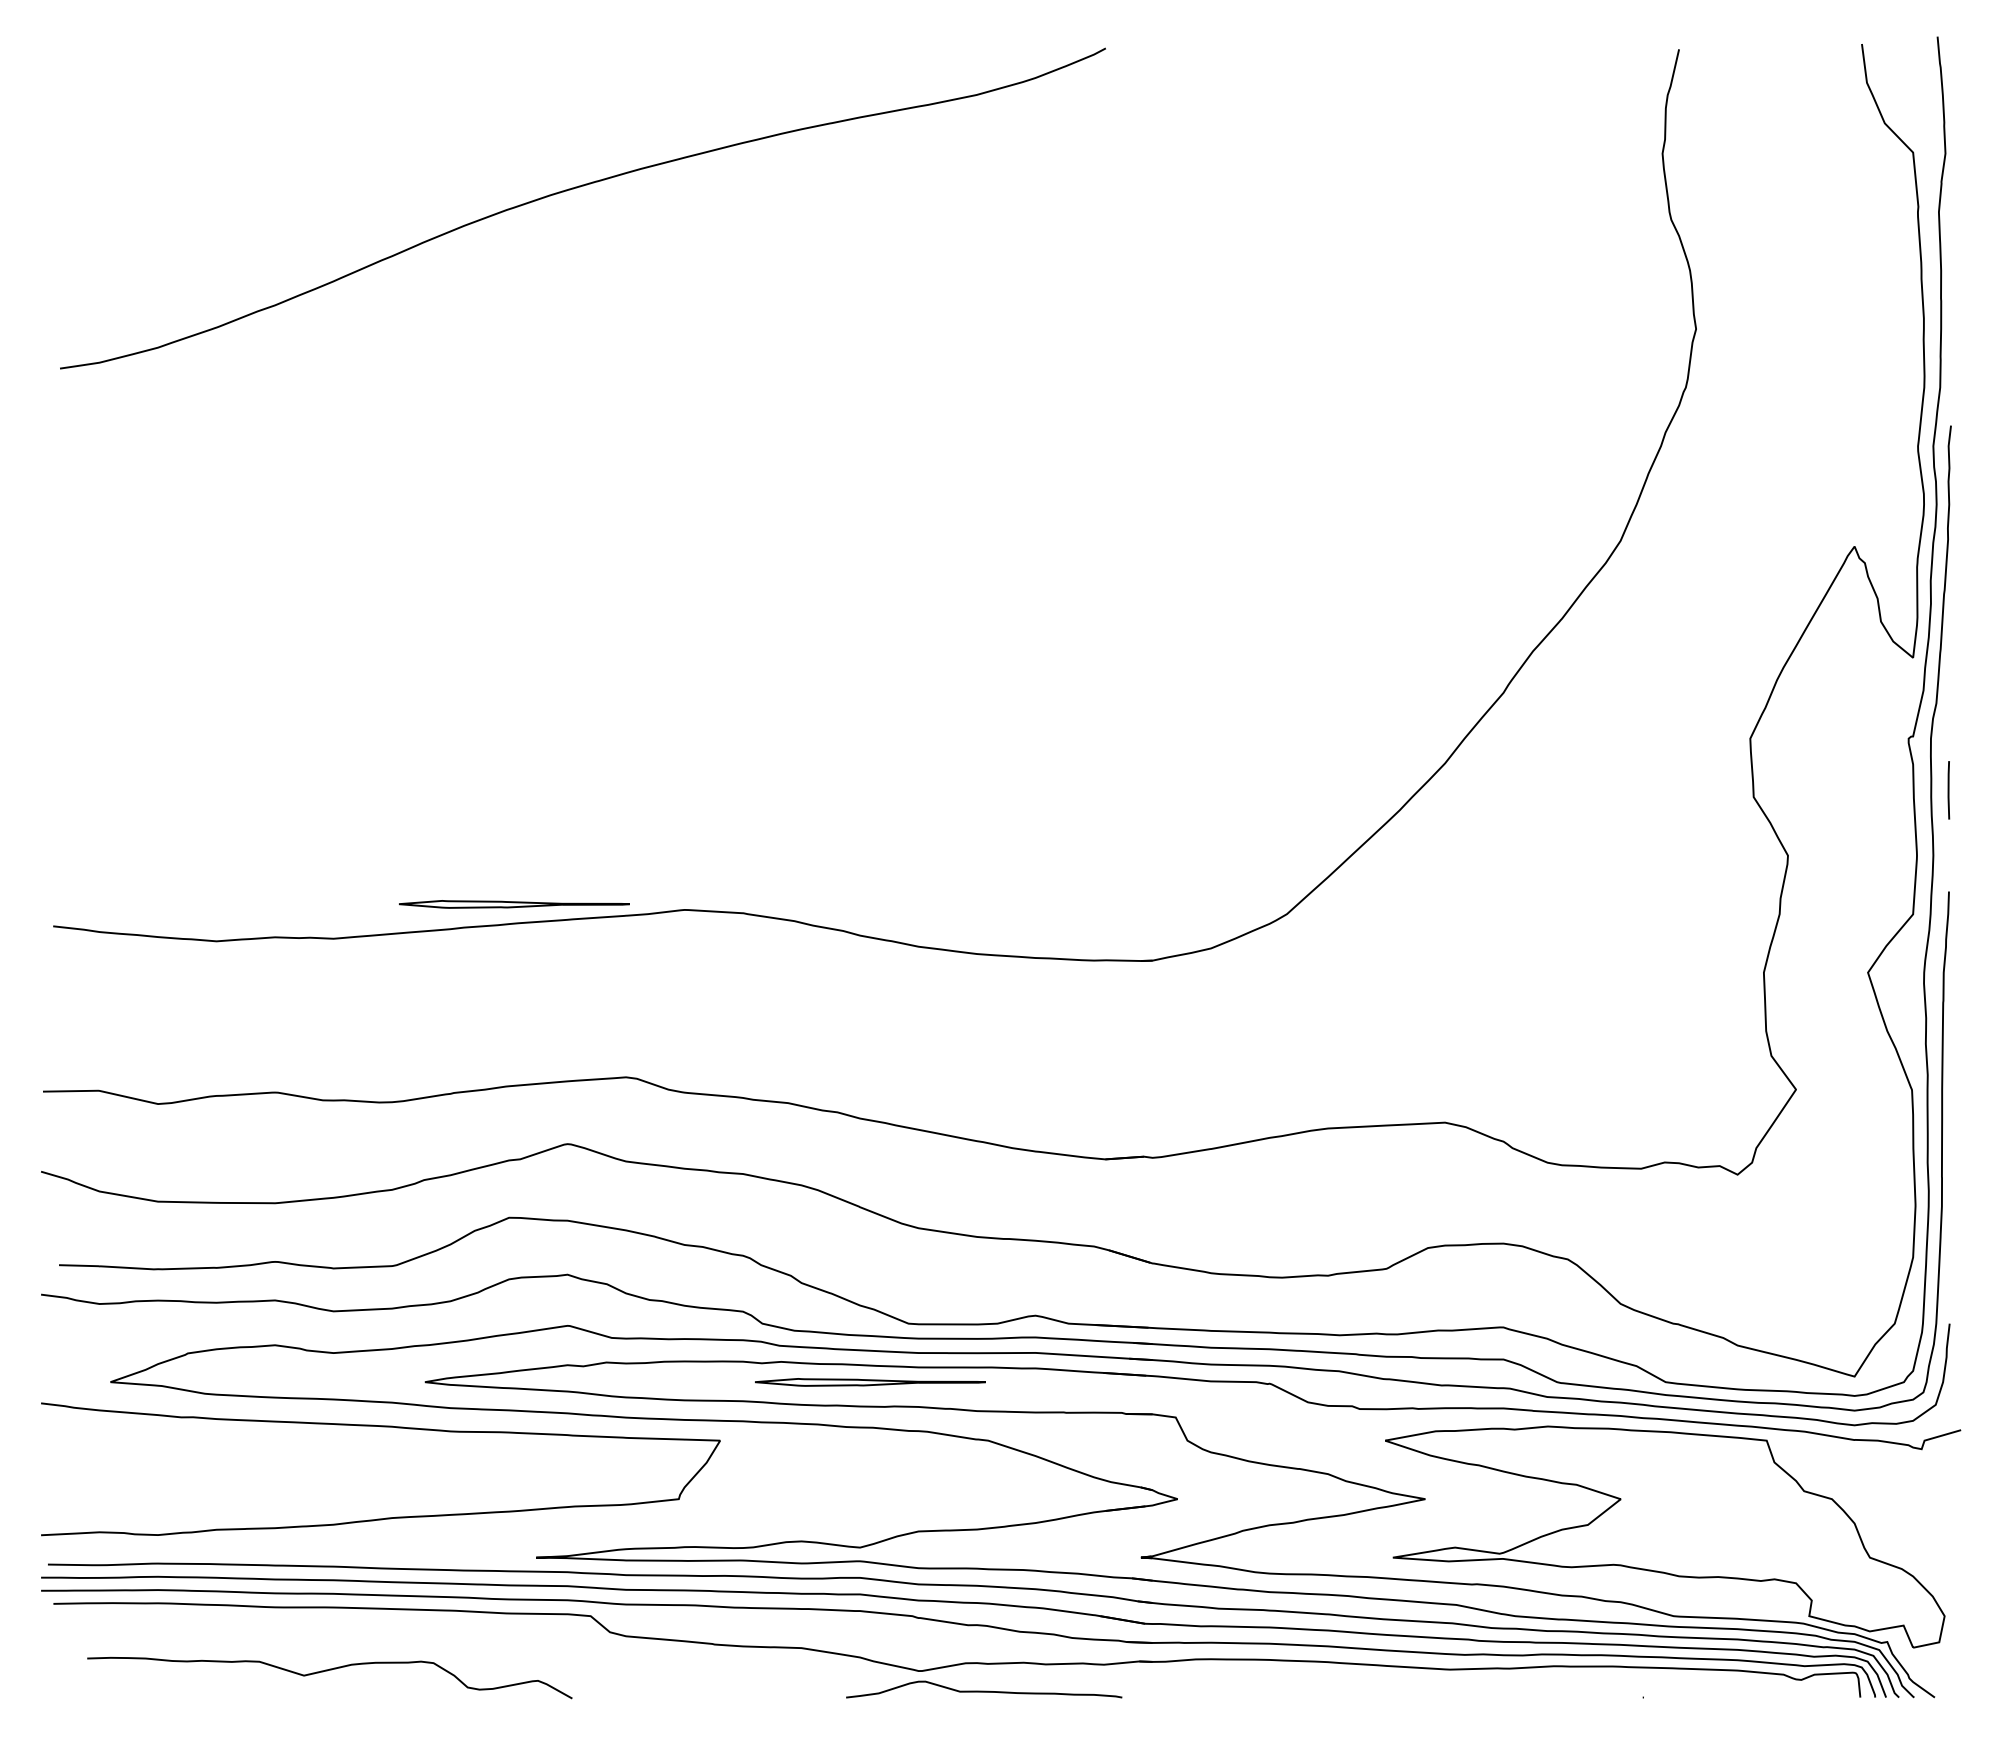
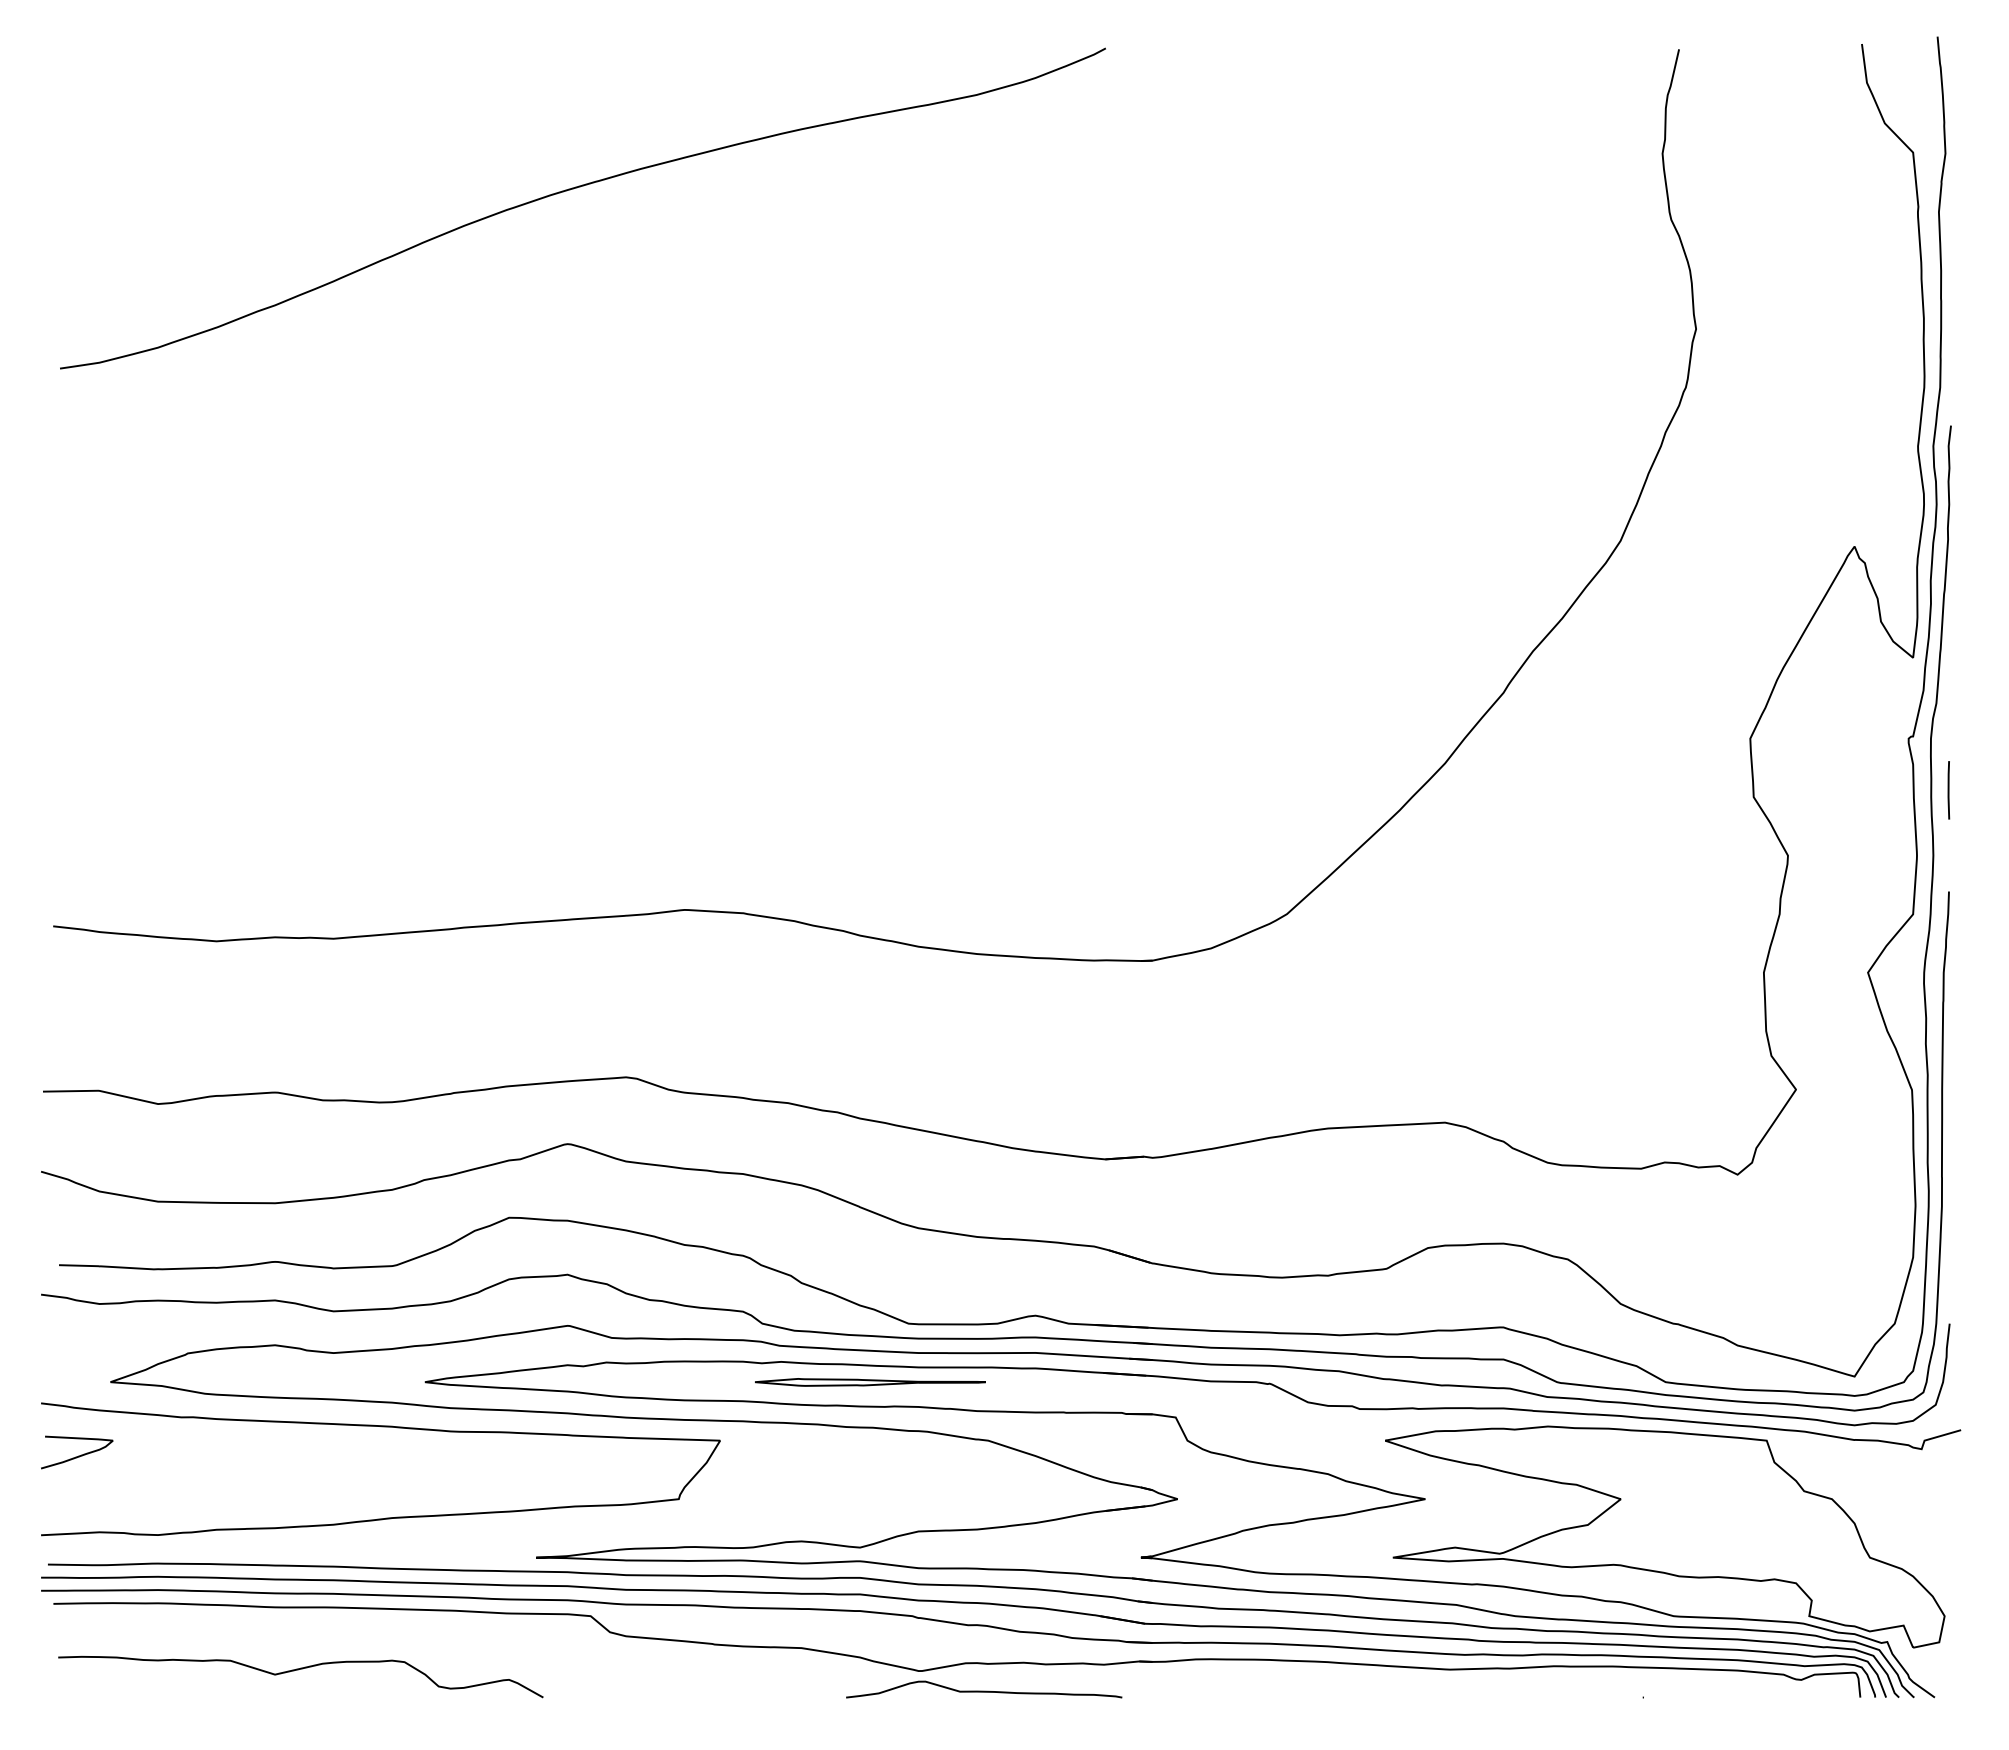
part: present -> none (514, 904)
curve: none -> present (78, 1455)
curve position: (327, 1671) -> (298, 1670) (298, 1670)
